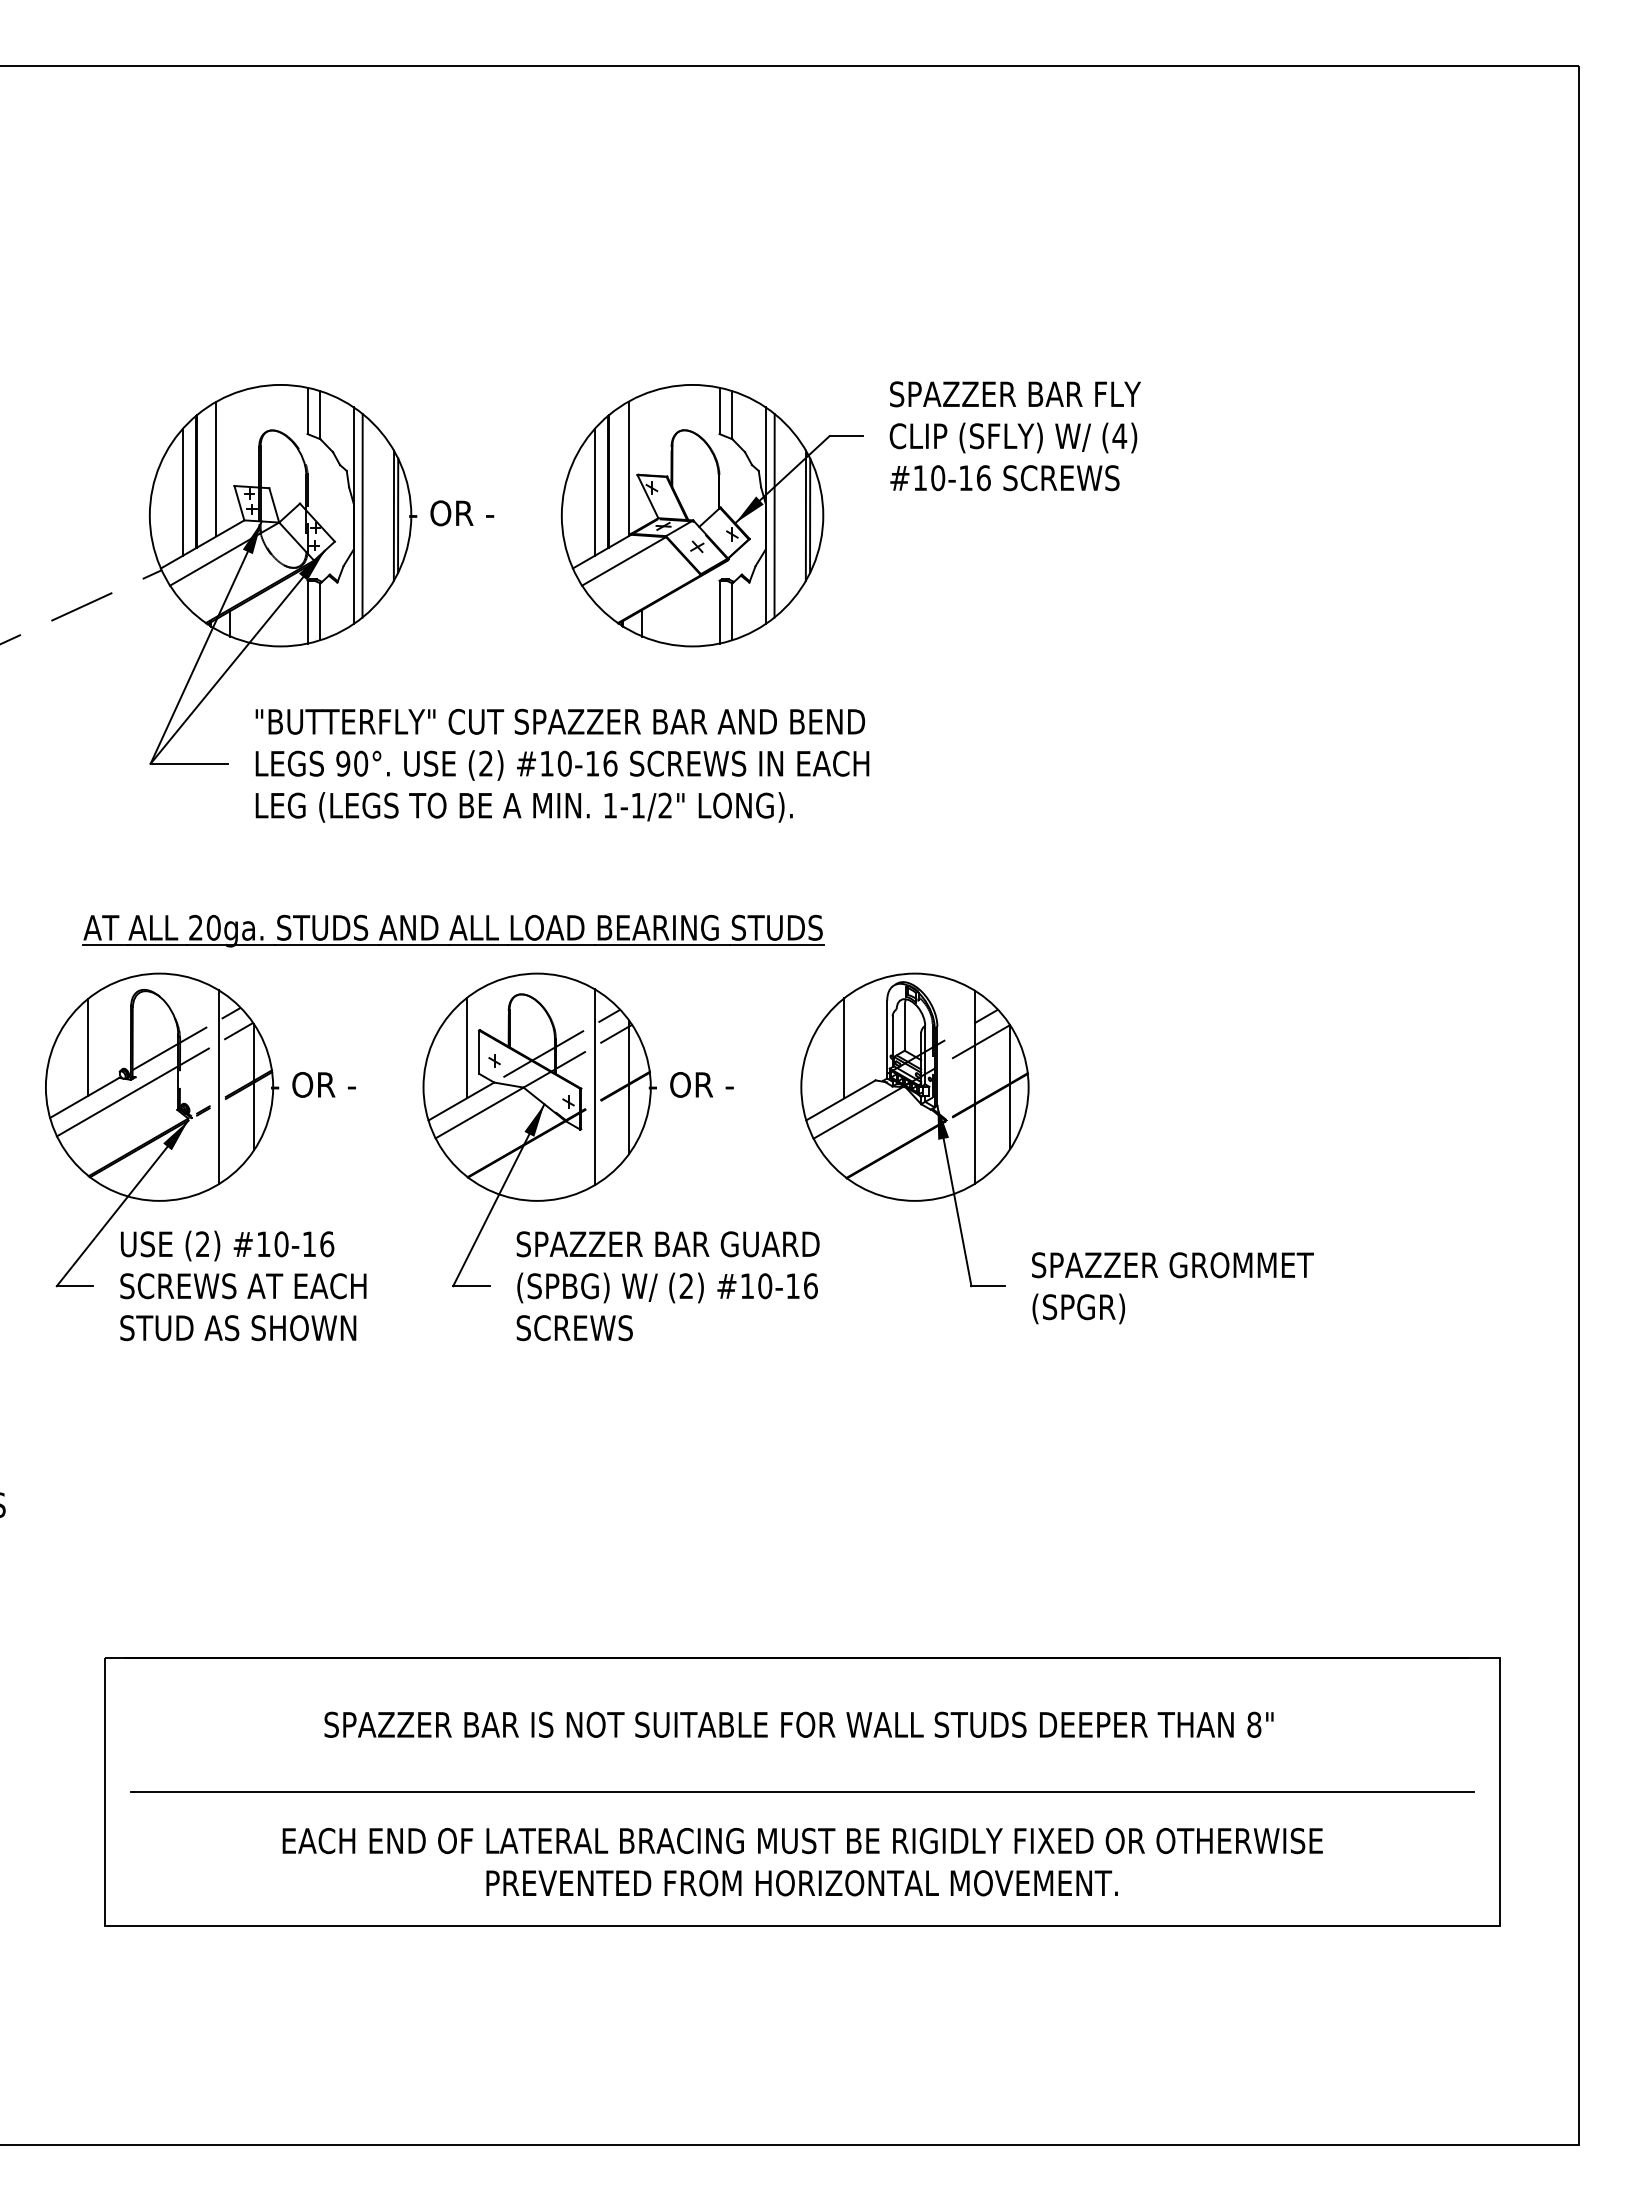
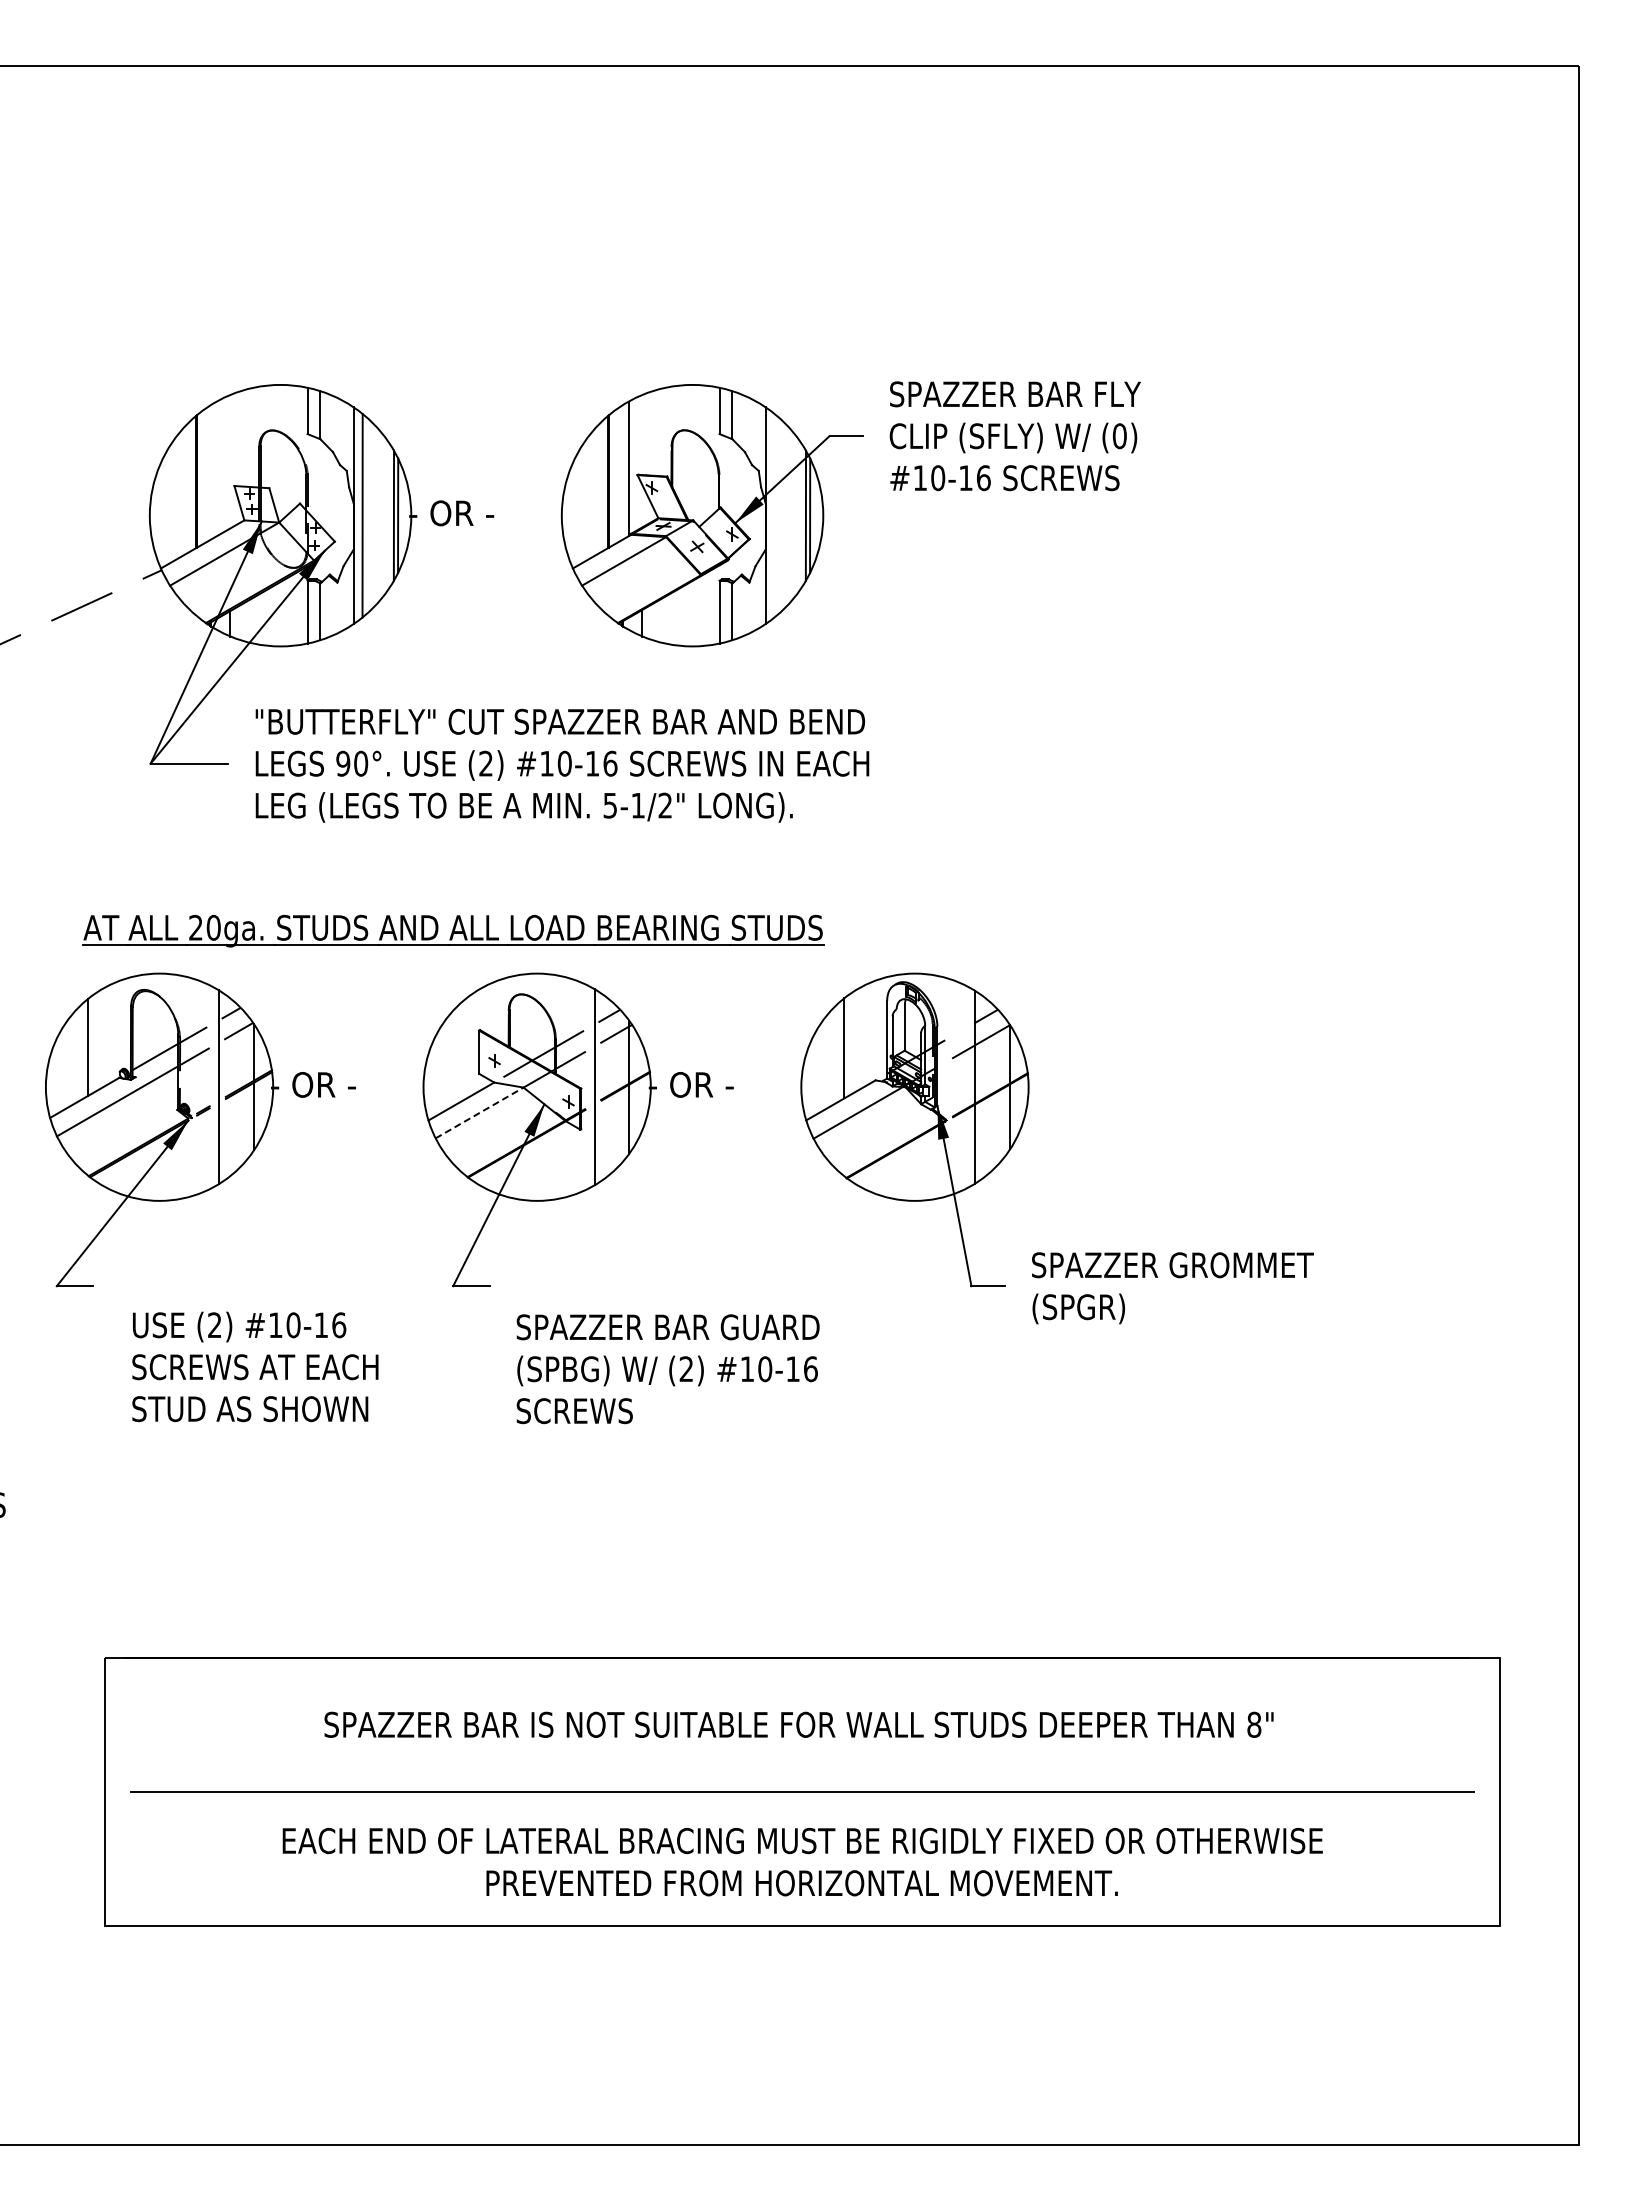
text: (4) -> (0) (1119, 436)
line: present -> none (216, 468)
line: present -> none (183, 491)
line: present -> none (595, 491)
line: present -> none (774, 515)
text: 1-1/2" -> 5-1/2" (609, 805)
line: present -> none (466, 1048)
line: solid -> dashed (479, 1112)
text position: (243, 1285) -> (255, 1366) (255, 1366)
text position: (667, 1286) -> (667, 1369) (667, 1369)
